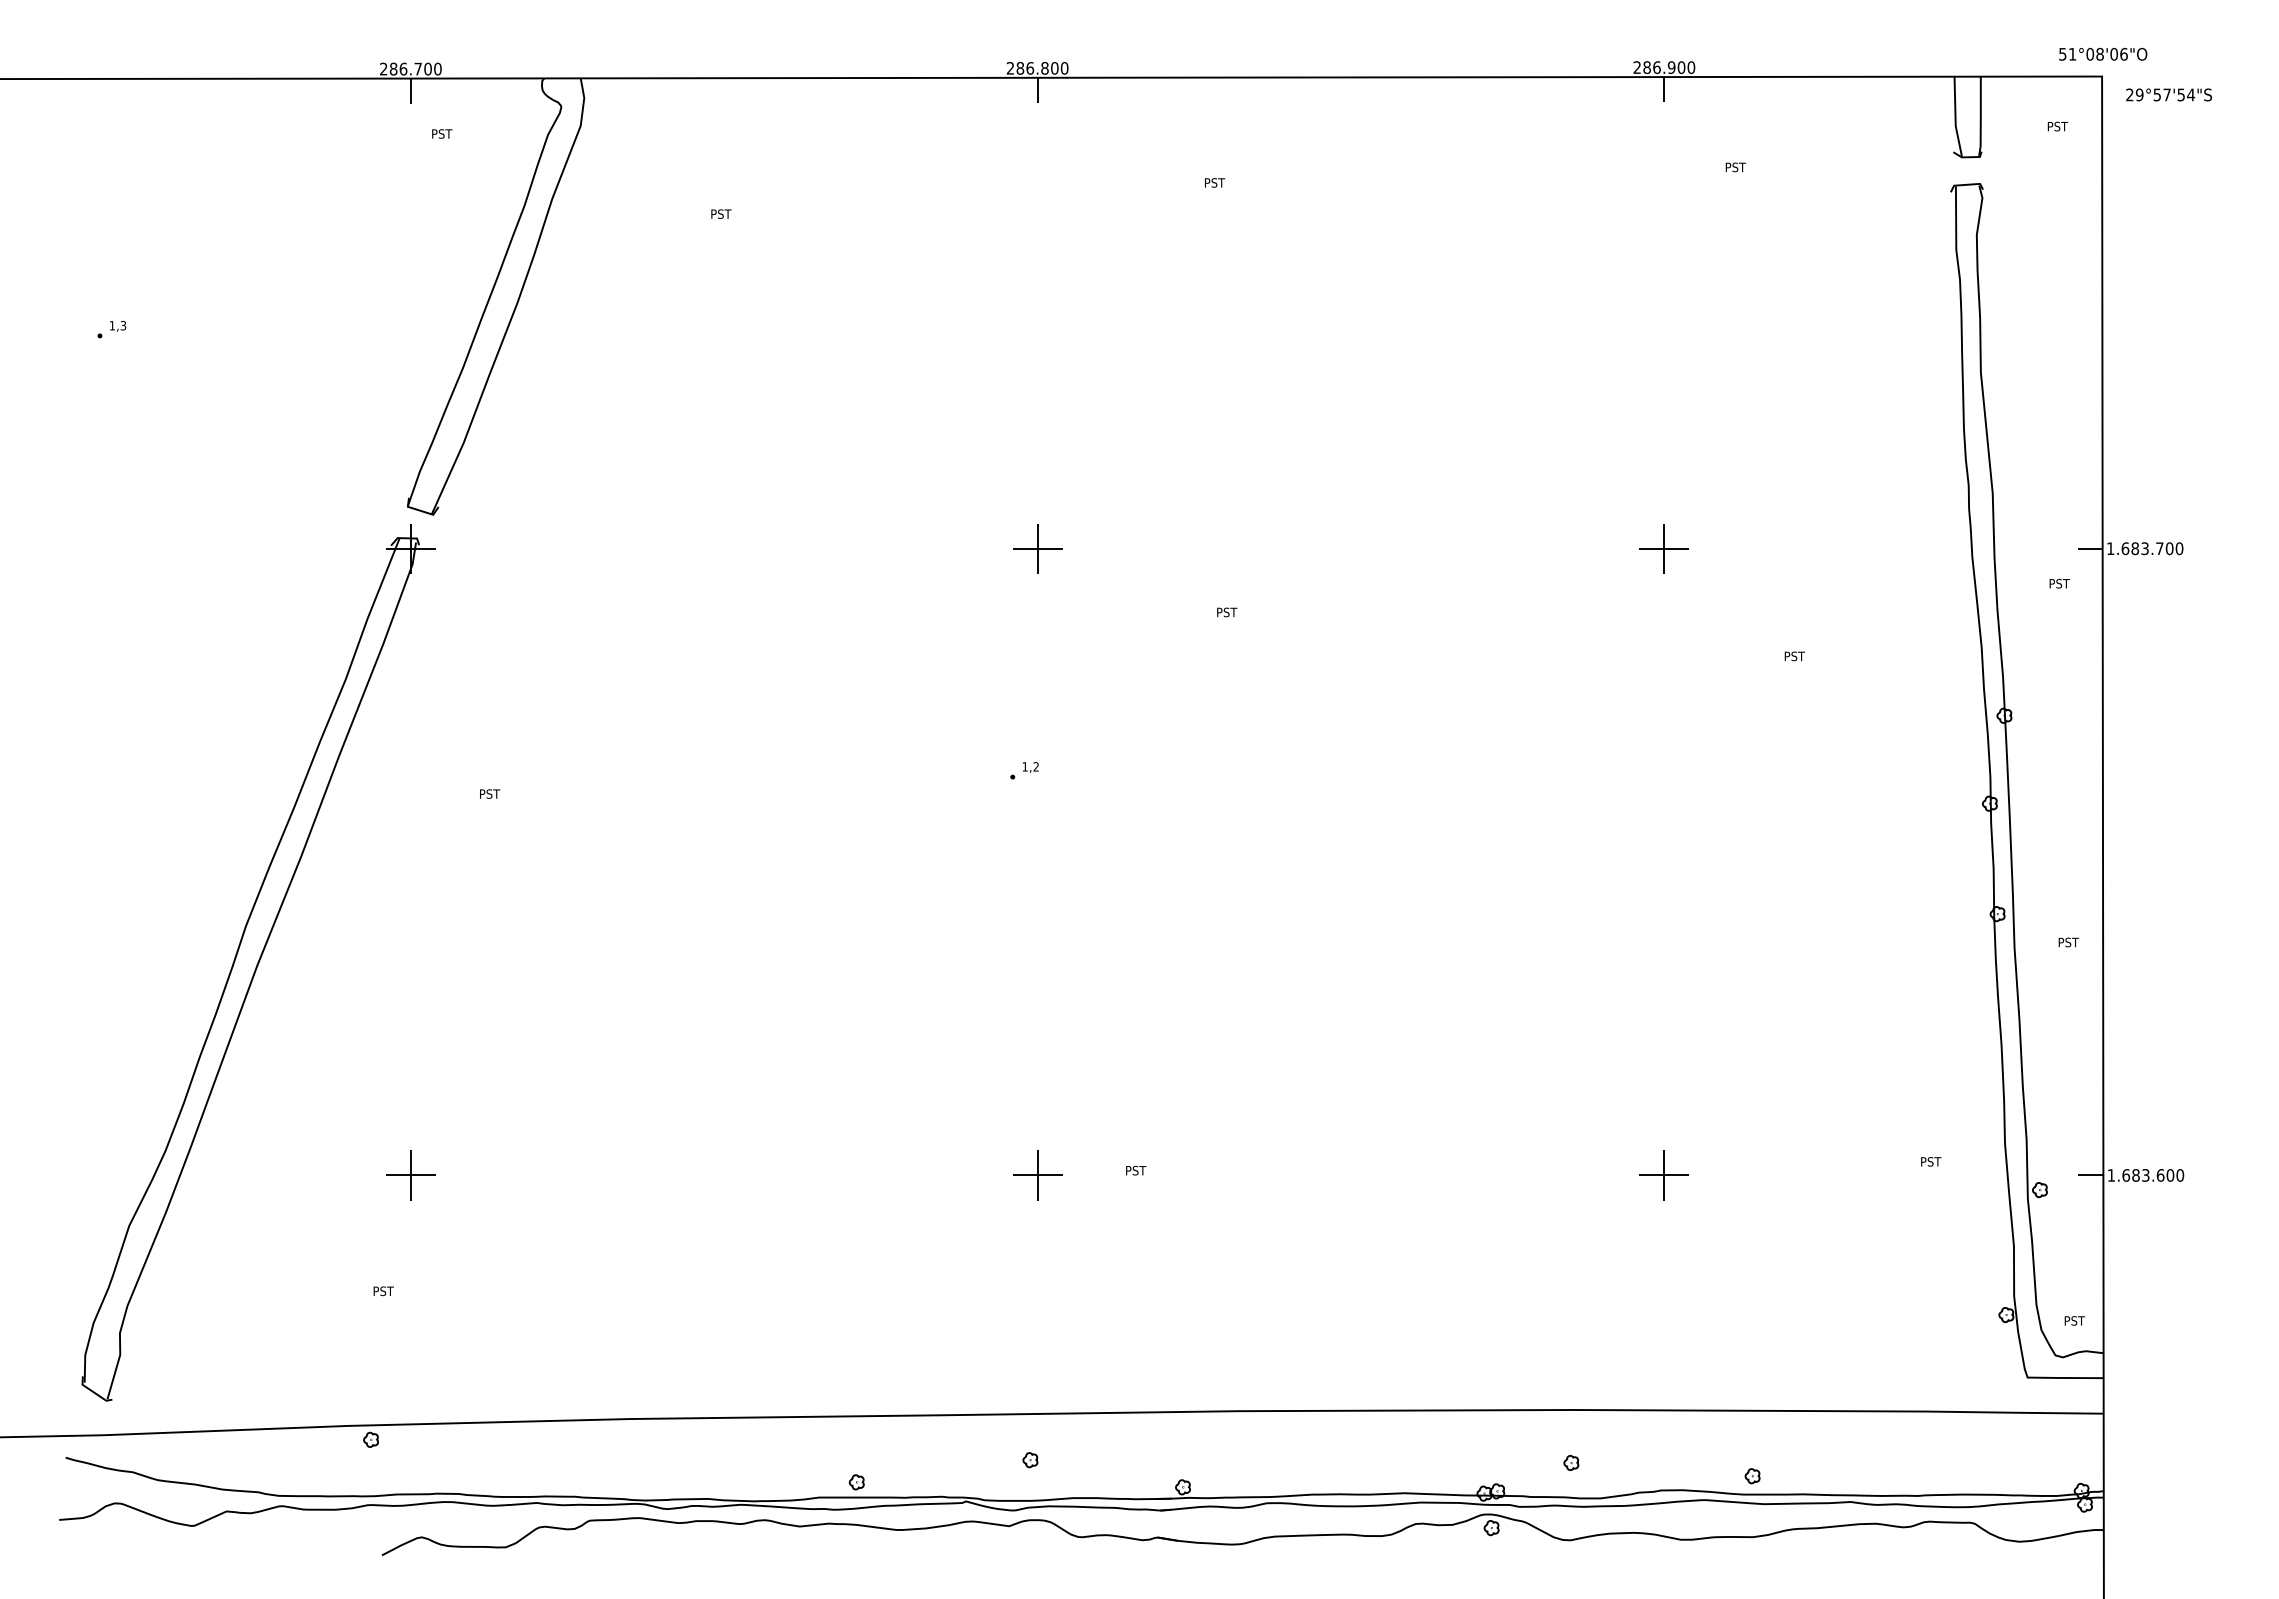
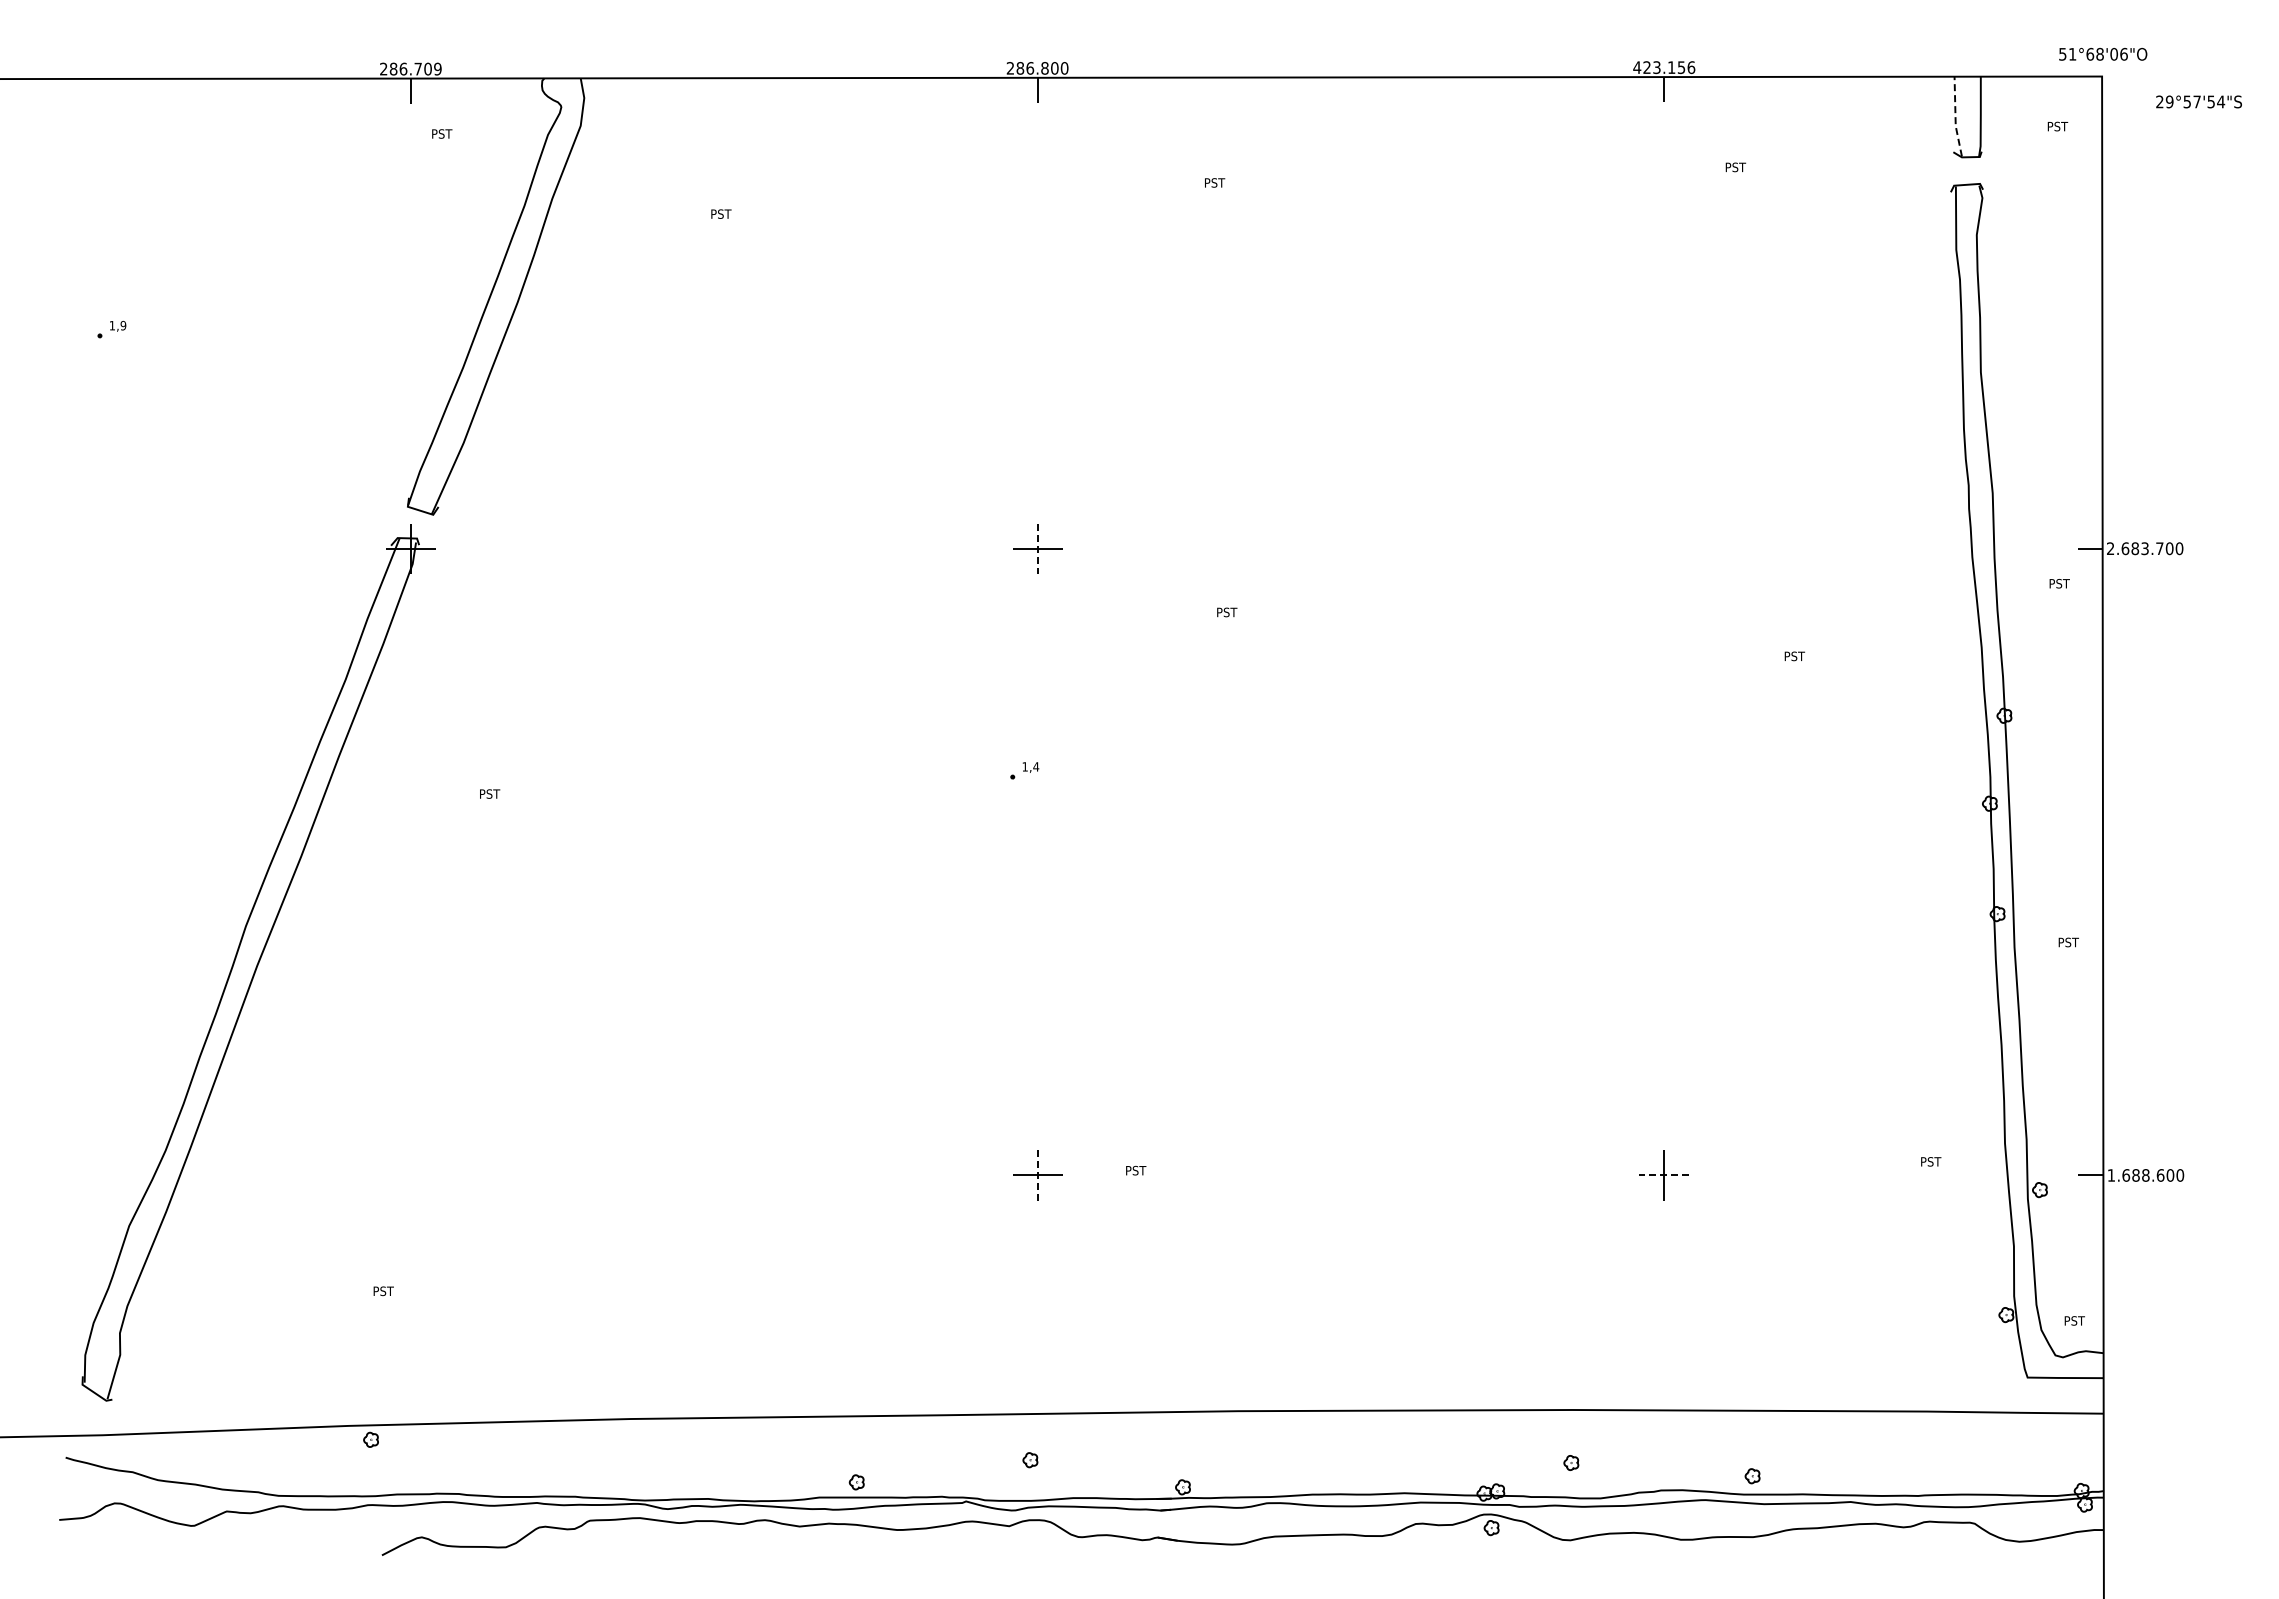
text: 51°08'06"O -> 51°68'06"O (2090, 53)
text: 286.900 -> 423.156 (1664, 67)
text: 286.700 -> 286.709 (437, 69)
text position: (2168, 94) -> (2198, 101) (2198, 101)
line: solid -> dashed (1955, 117)
text: 1,3 -> 1,9 (123, 325)
part: present -> none (1663, 548)
text: 1.683.700 -> 2.683.700 (2110, 548)
line: solid -> dashed (1037, 549)
text: 1,2 -> 1,4 (1036, 766)
part: present -> none (410, 1175)
line: solid -> dashed (1037, 1175)
line: solid -> dashed (1663, 1175)
text: 1.683.600 -> 1.688.600 (2145, 1175)
